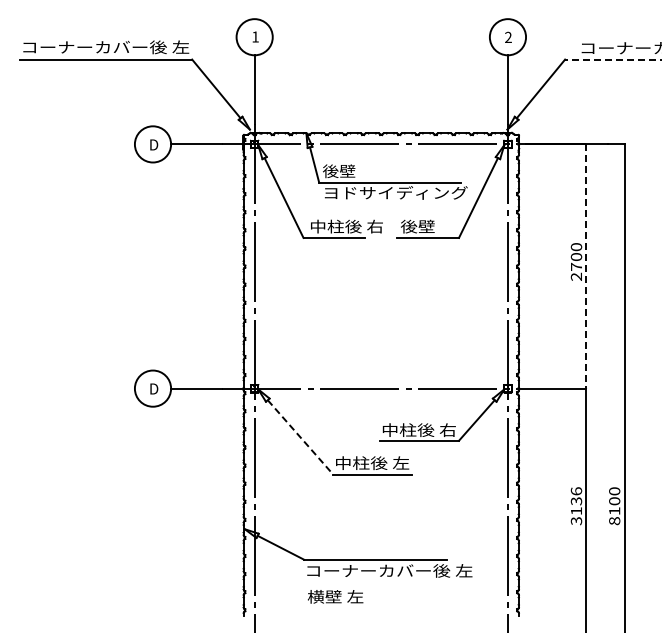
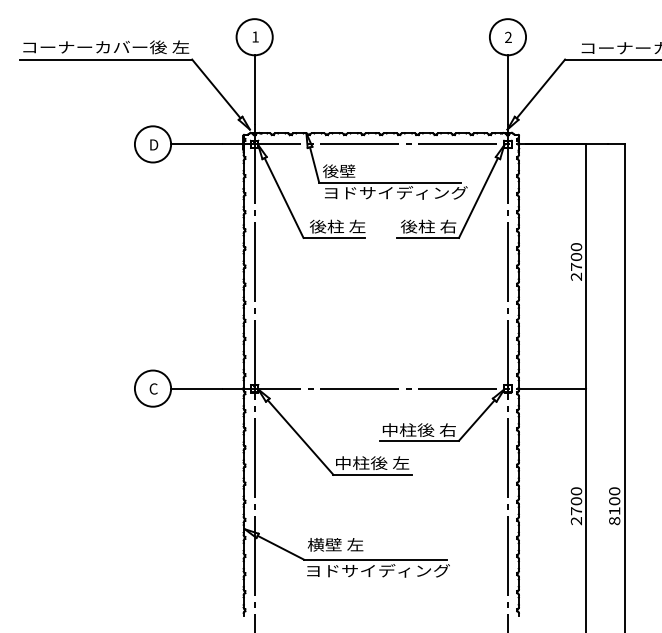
line: dashed -> solid (612, 59)
text: 中柱後 右 -> 後柱 左 (346, 226)
text: 後壁 -> 後柱 右 (437, 226)
line: dashed -> solid (586, 267)
text: D -> C (153, 388)
line: dashed -> solid (300, 437)
text: 3136 -> 2700 (576, 506)
text: コーナーカバー後 左 -> ヨドサイディング (389, 570)
text position: (335, 596) -> (335, 544) (335, 544)
